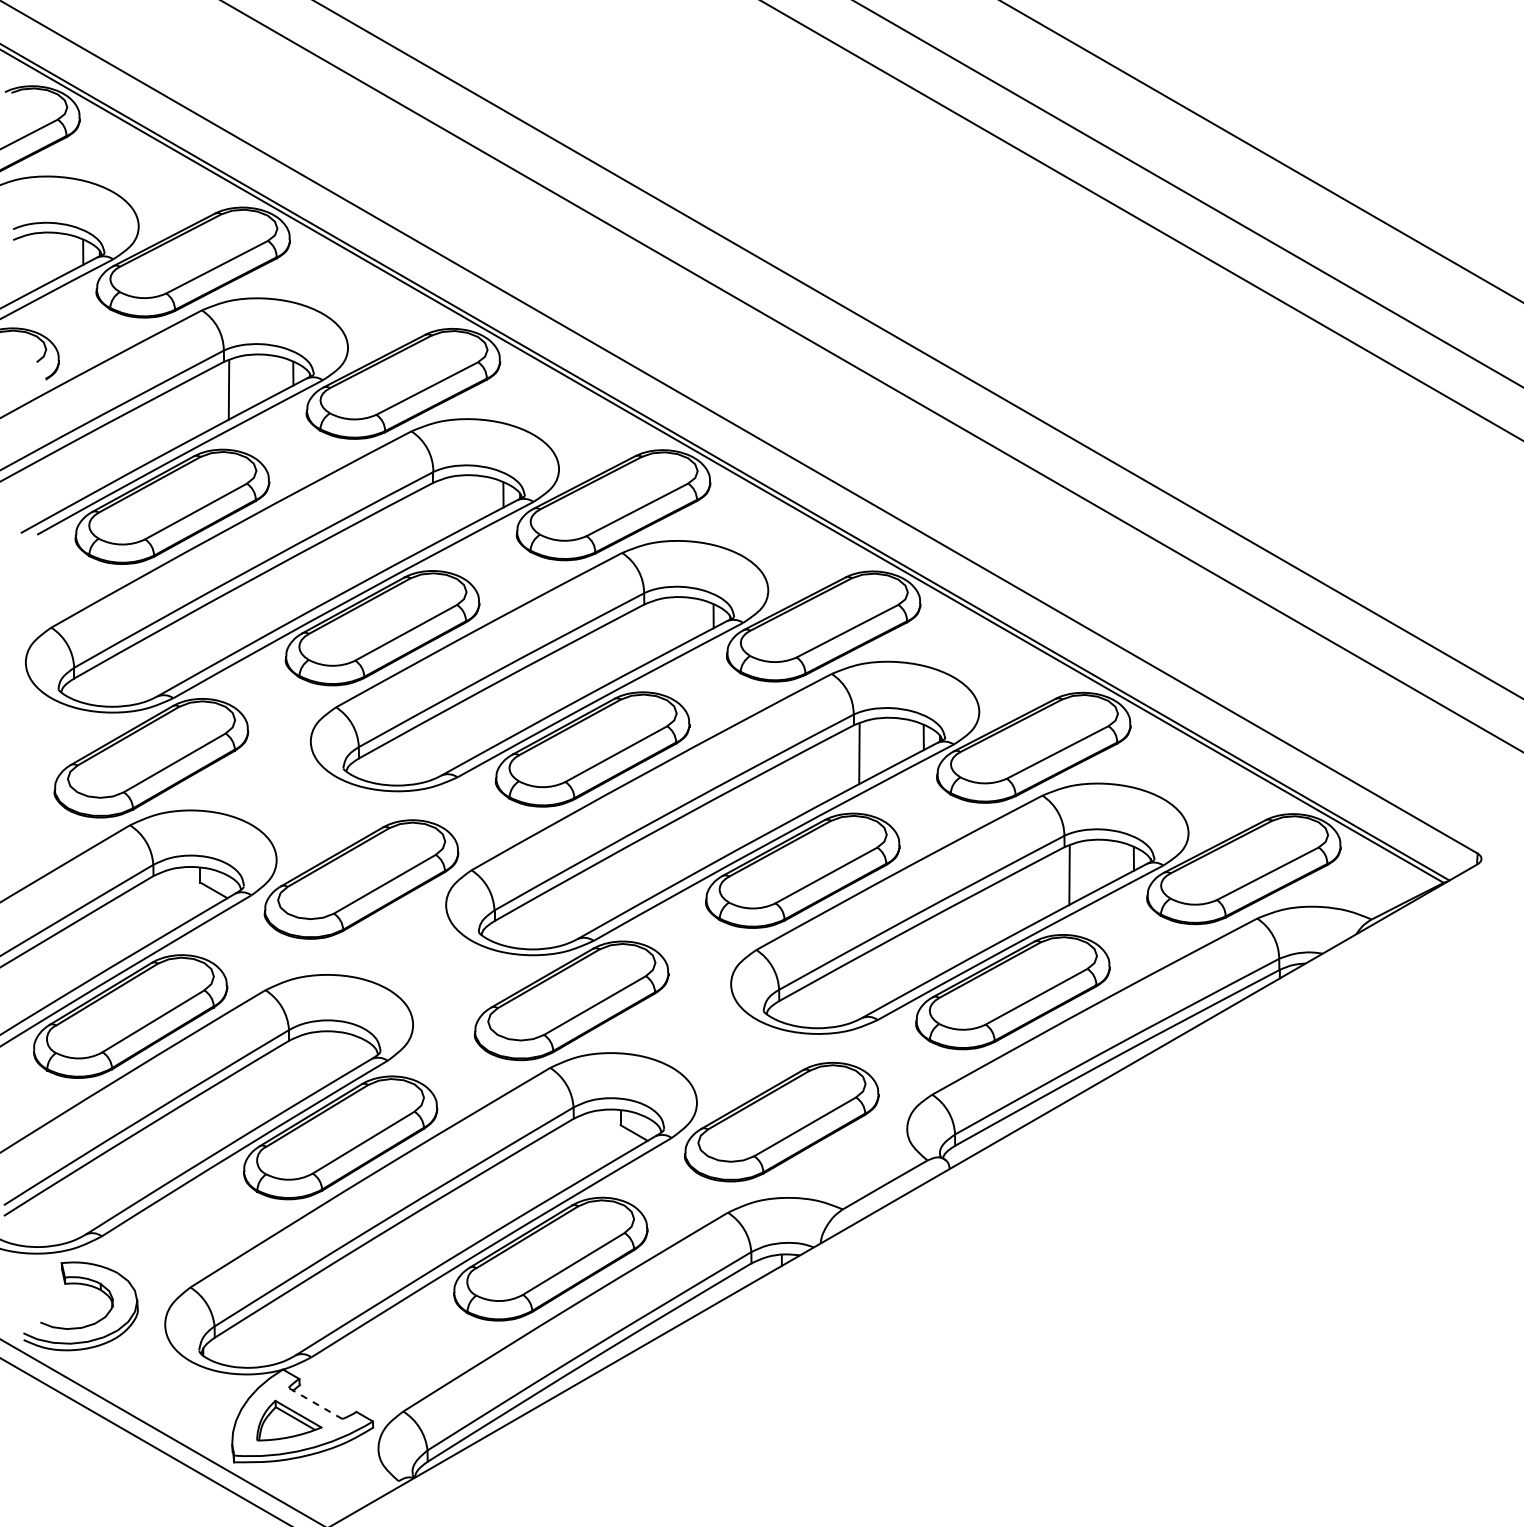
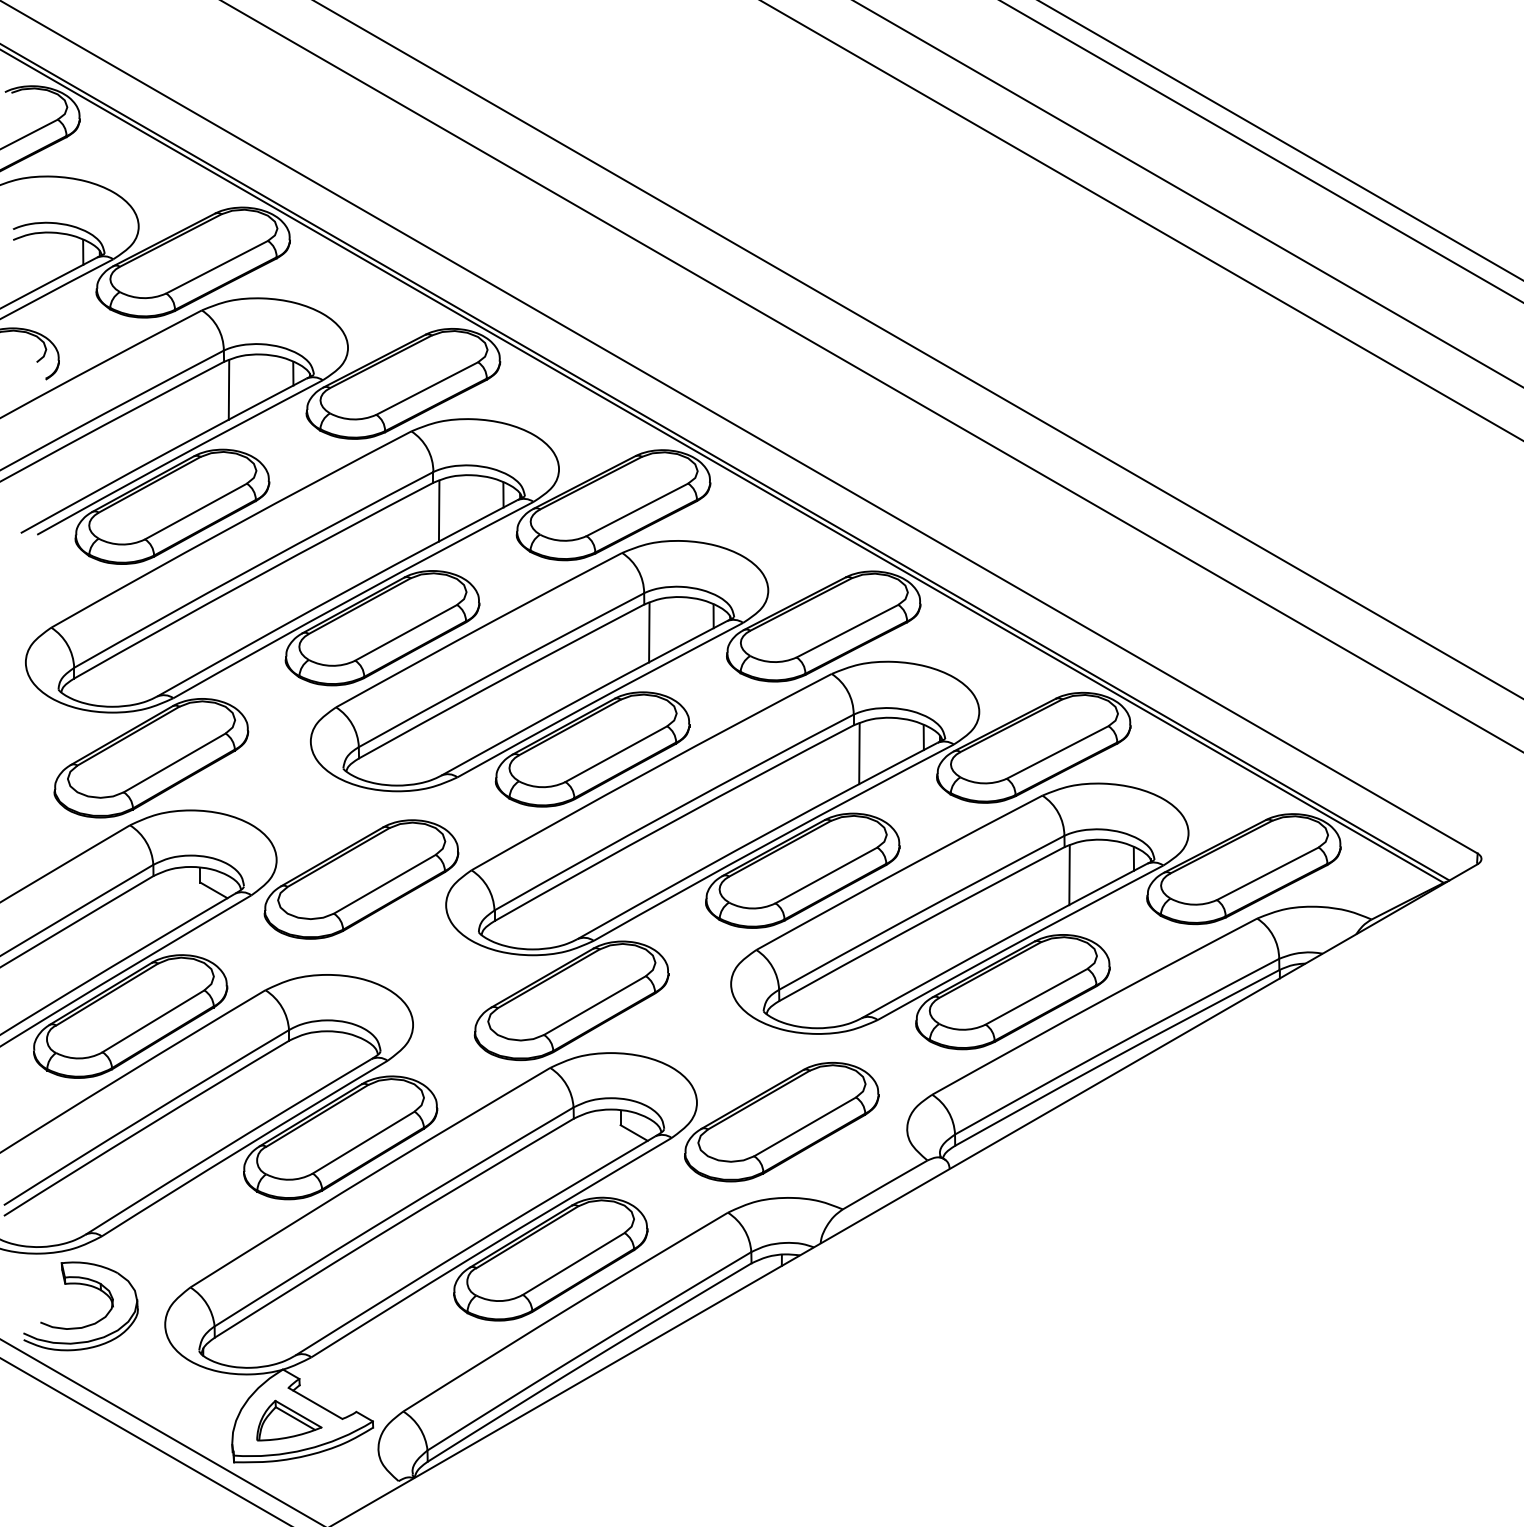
line: none -> present (1280, 140)
line: none -> present (438, 510)
line: none -> present (649, 632)
line: dashed -> solid (315, 1403)
